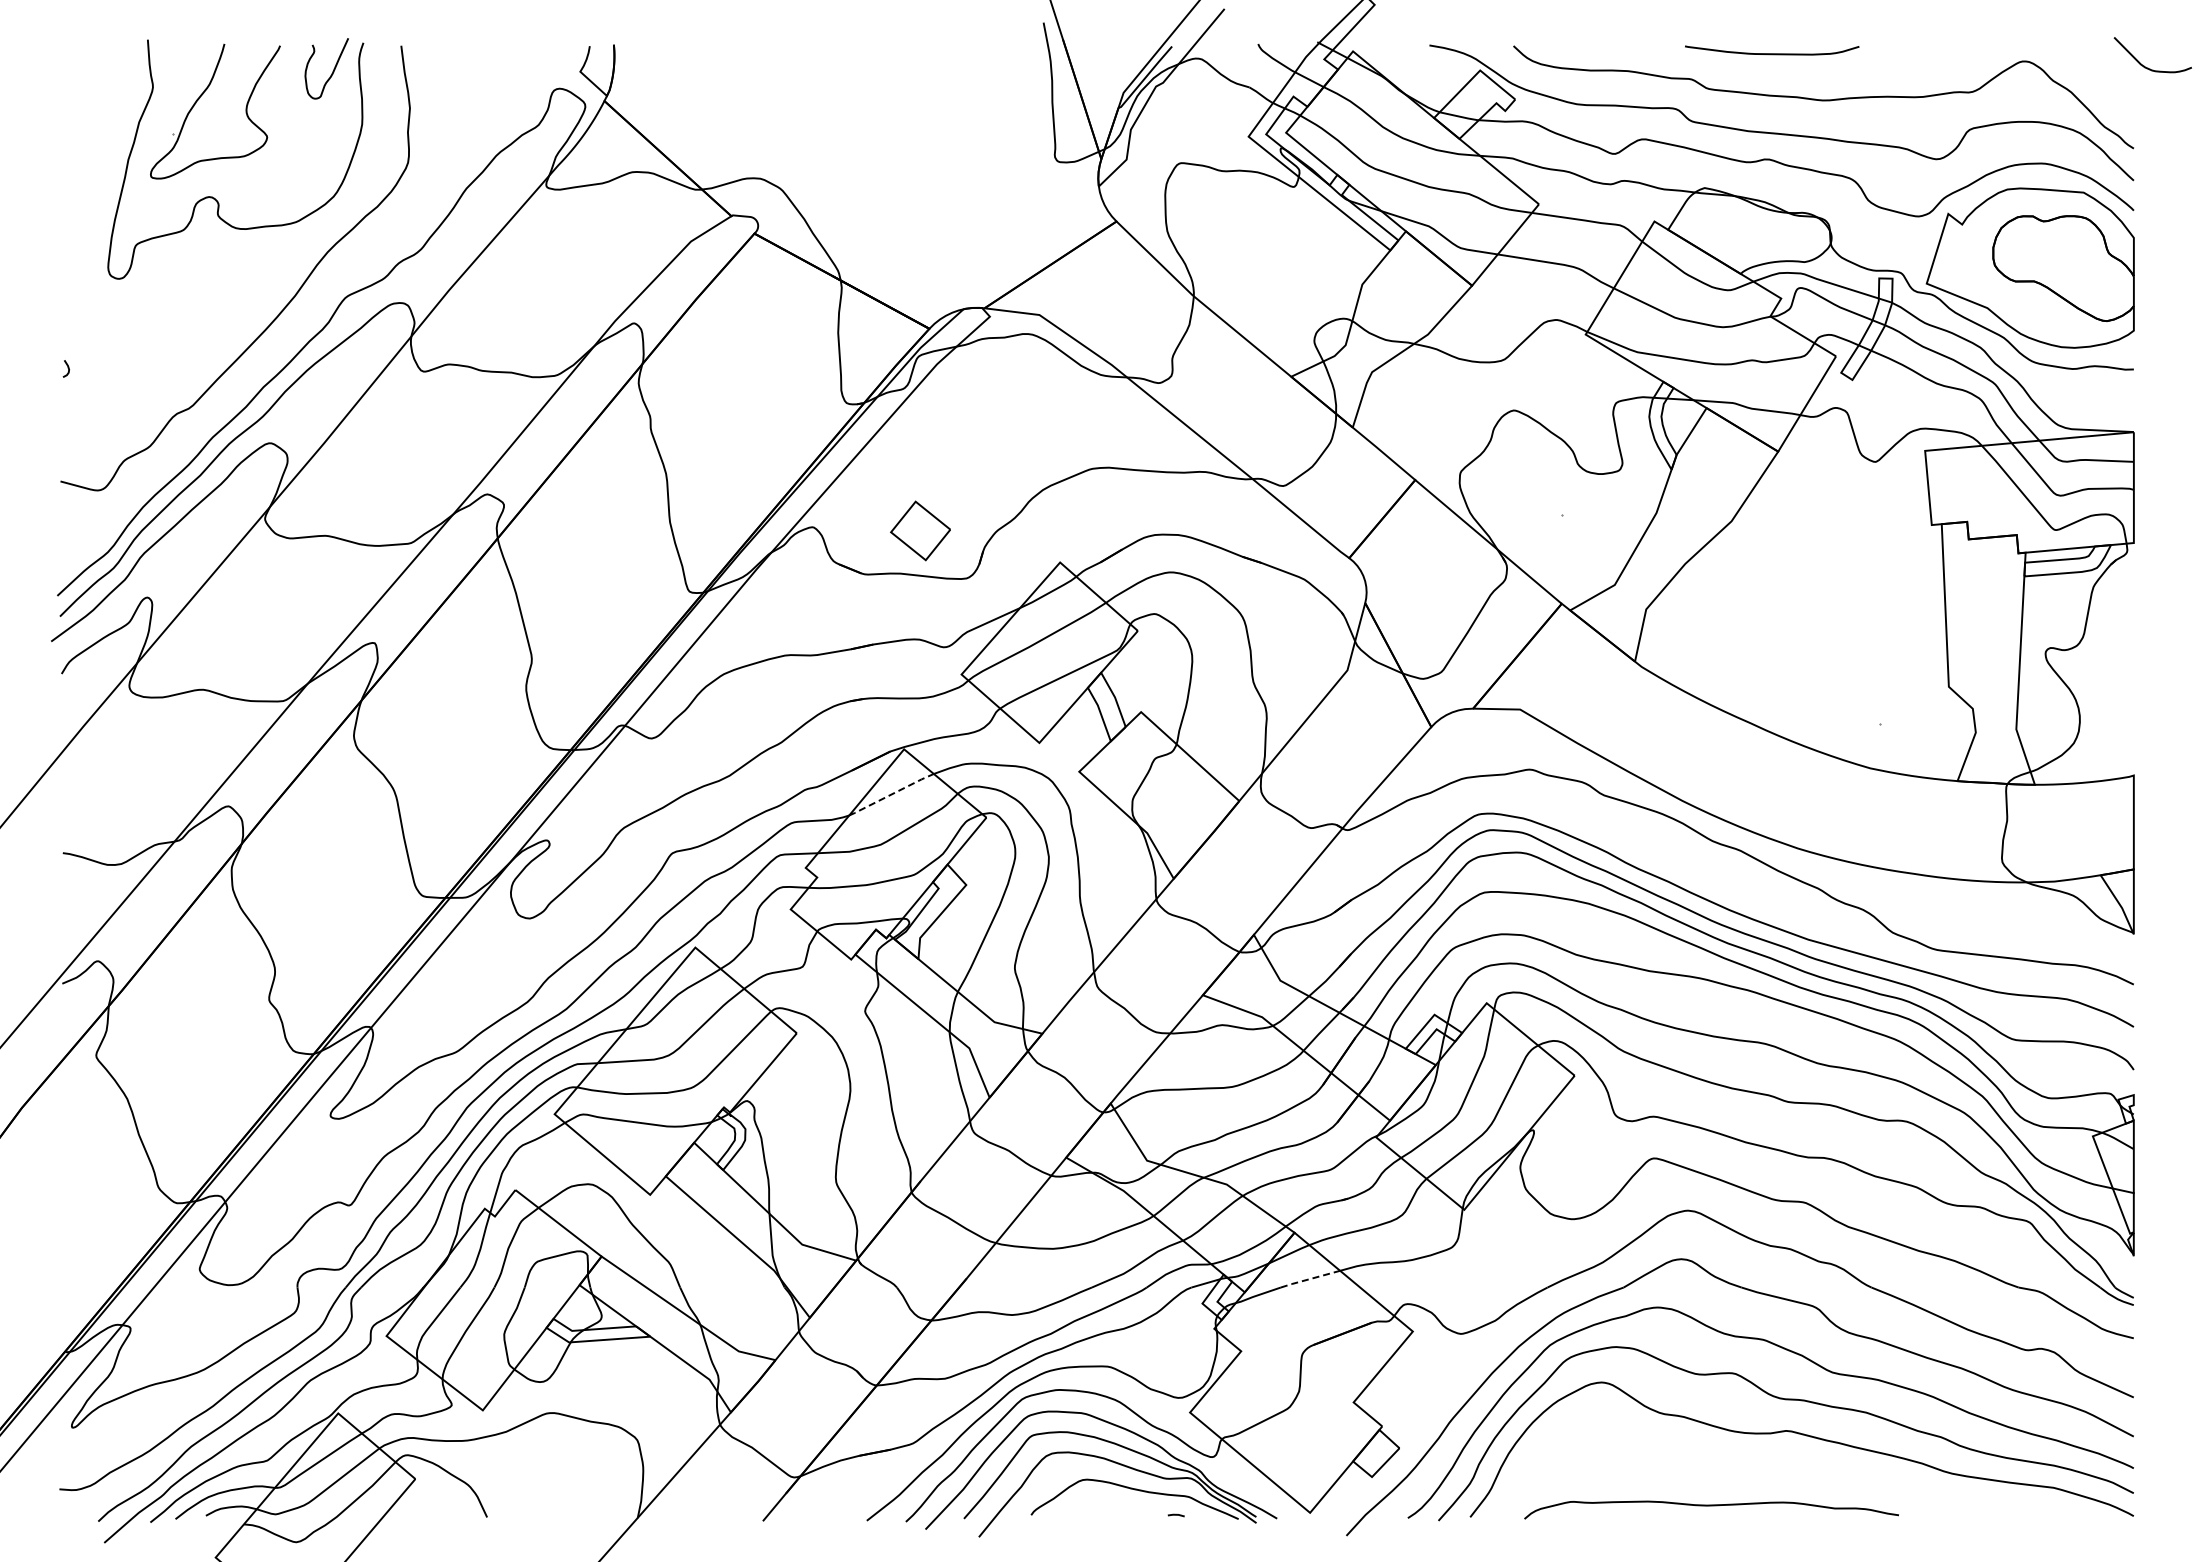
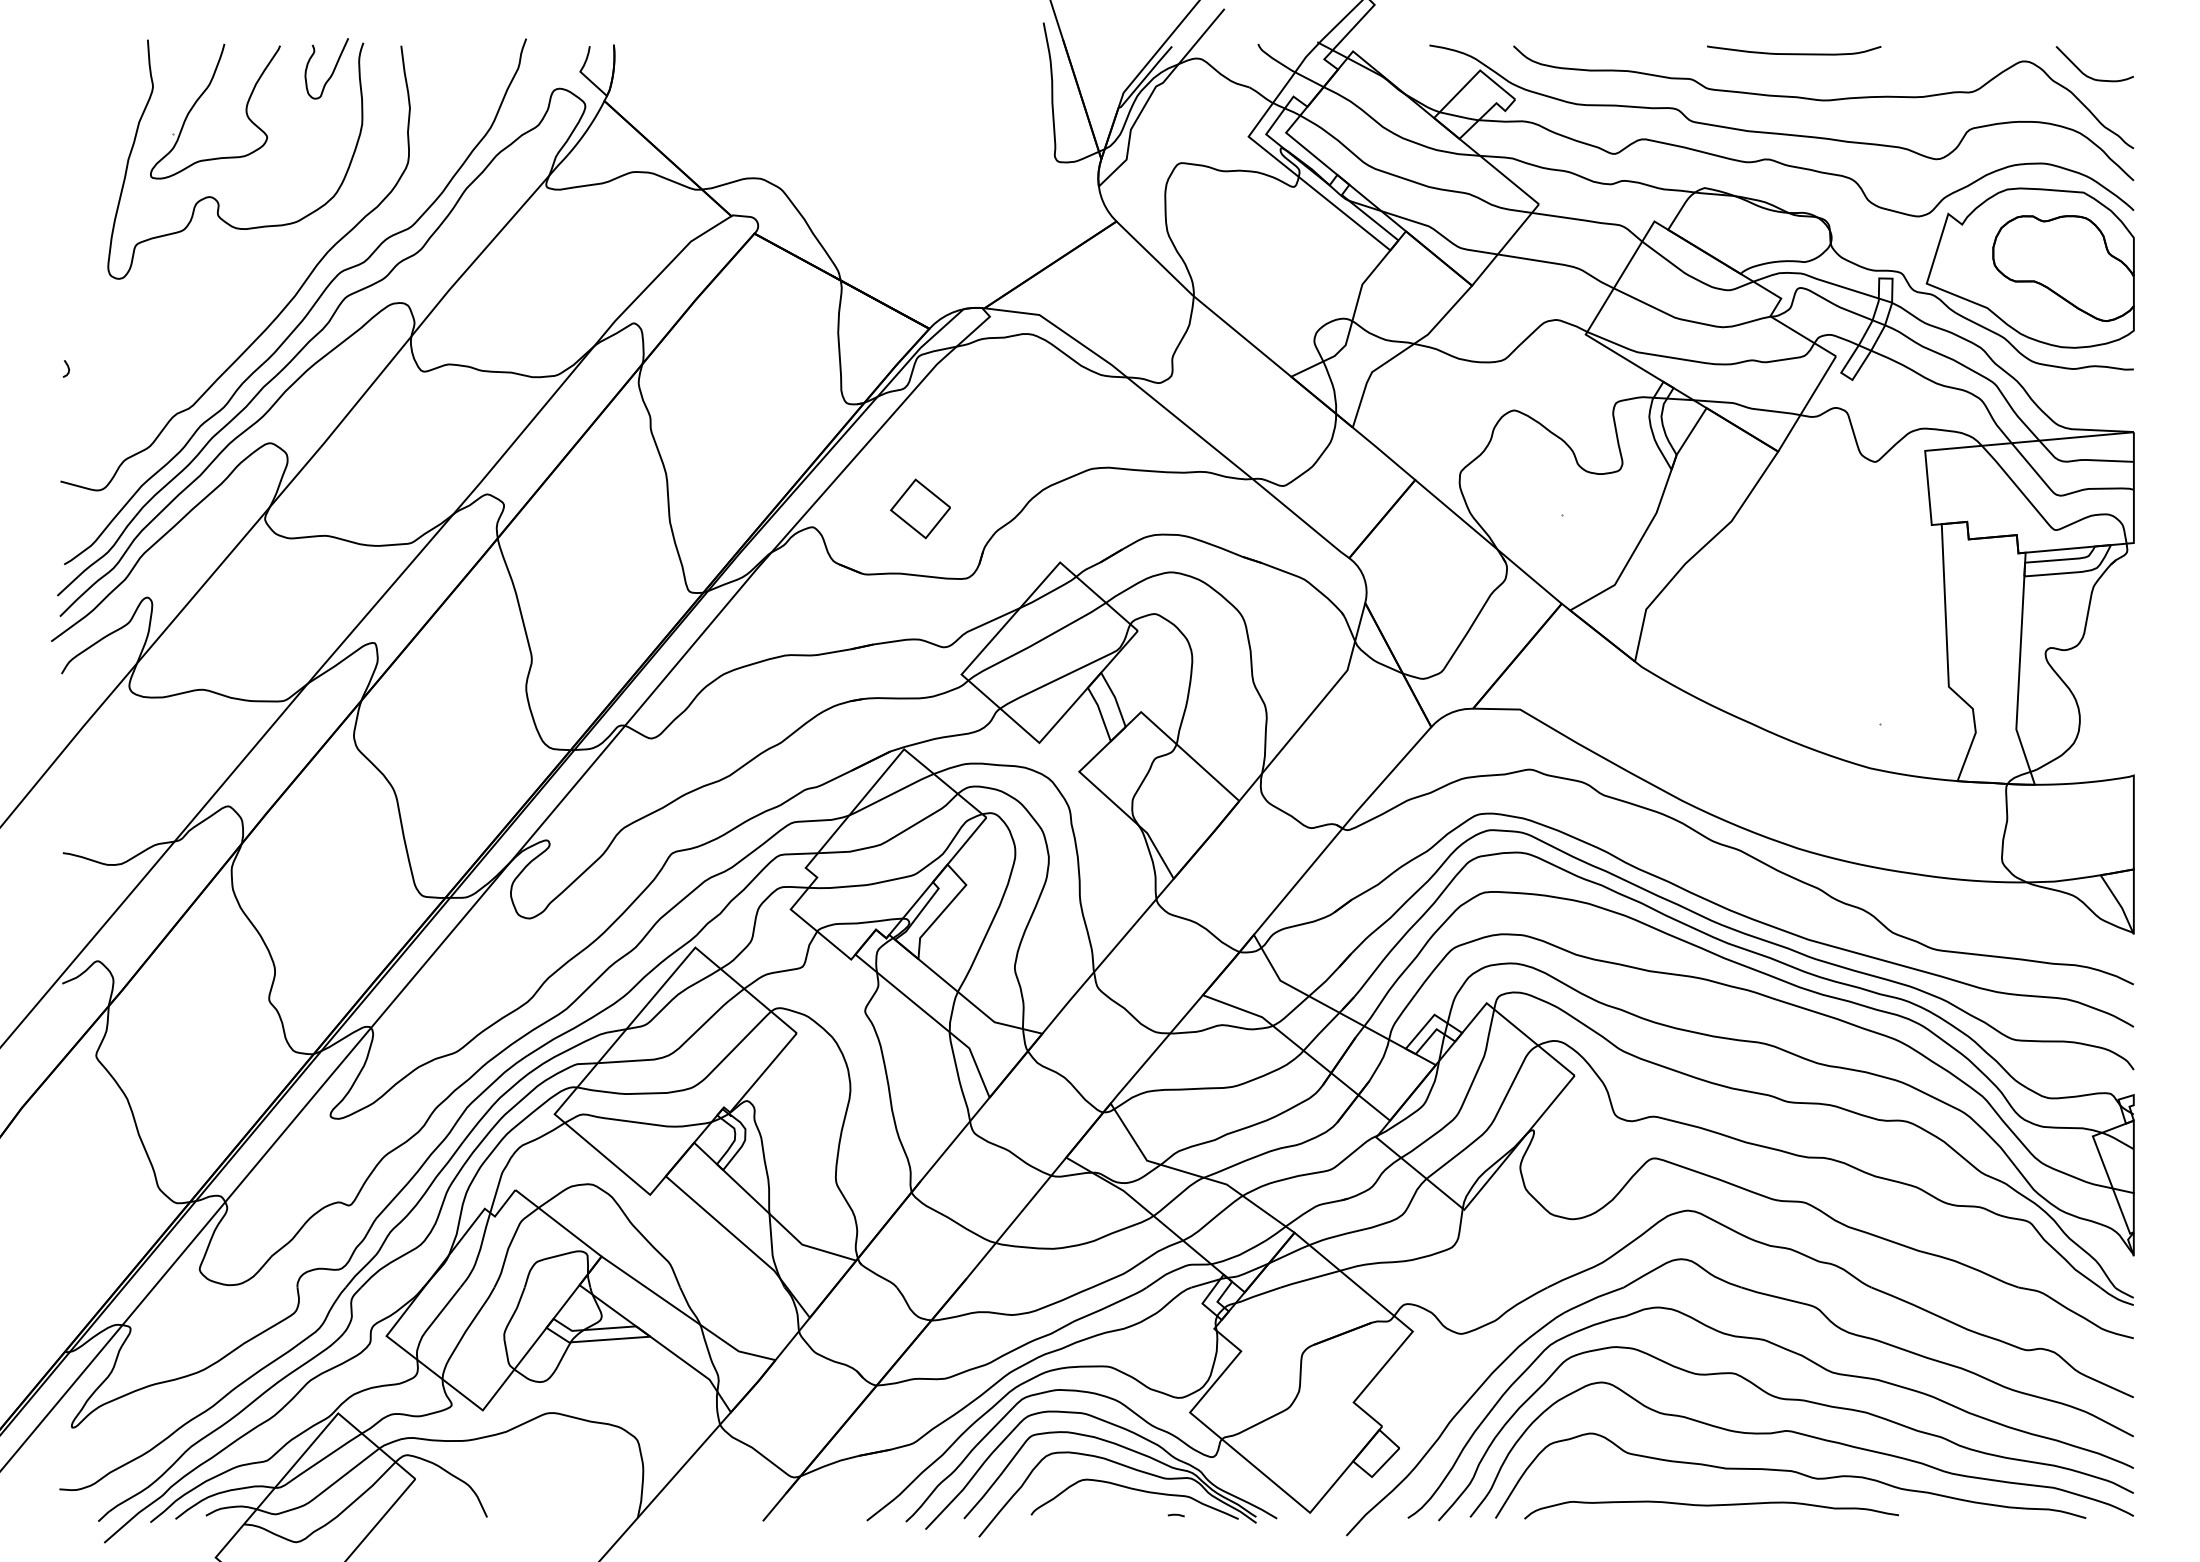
curve position: (1772, 53) -> (1794, 53) (1794, 53)
curve position: (2148, 67) -> (2090, 76) (2090, 76)
curve: none -> present (309, 309)
part position: (920, 530) -> (920, 508) (920, 508)
line: dashed -> solid (891, 794)
line: dashed -> solid (1310, 1279)
curve: none -> present (1791, 1472)
